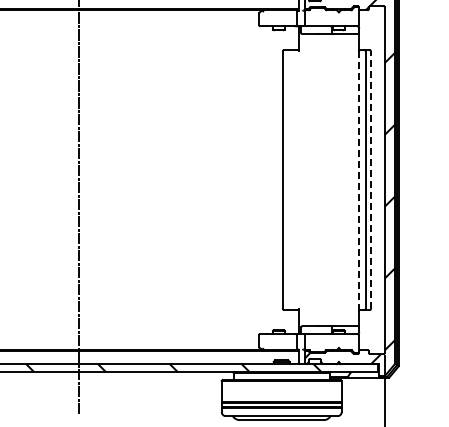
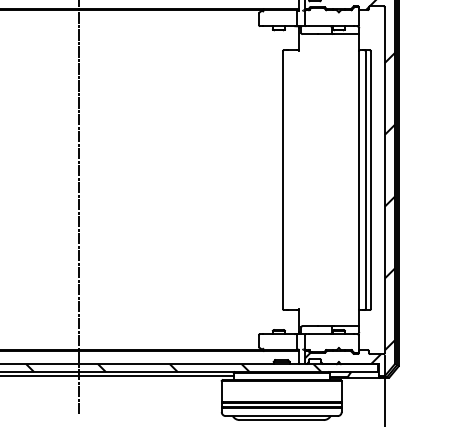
line: dashed -> solid (358, 180)
line: dashed -> solid (370, 180)
line: none -> present (117, 376)
